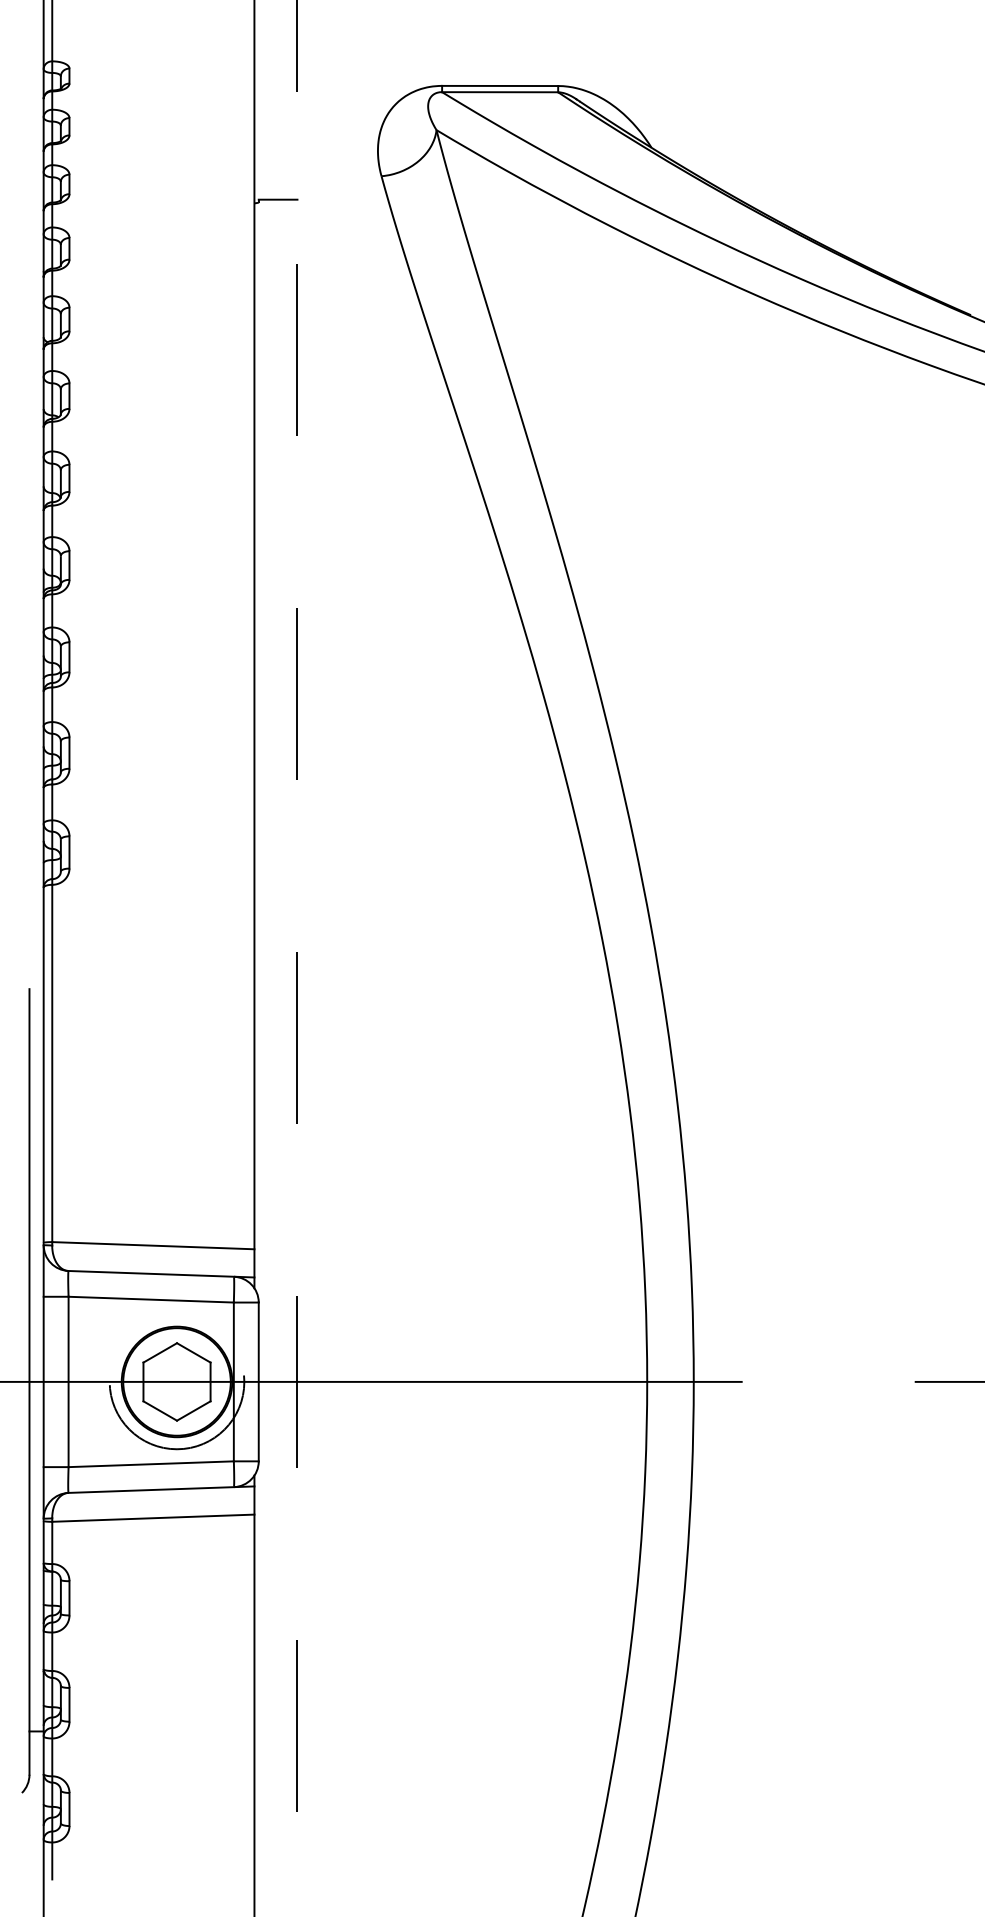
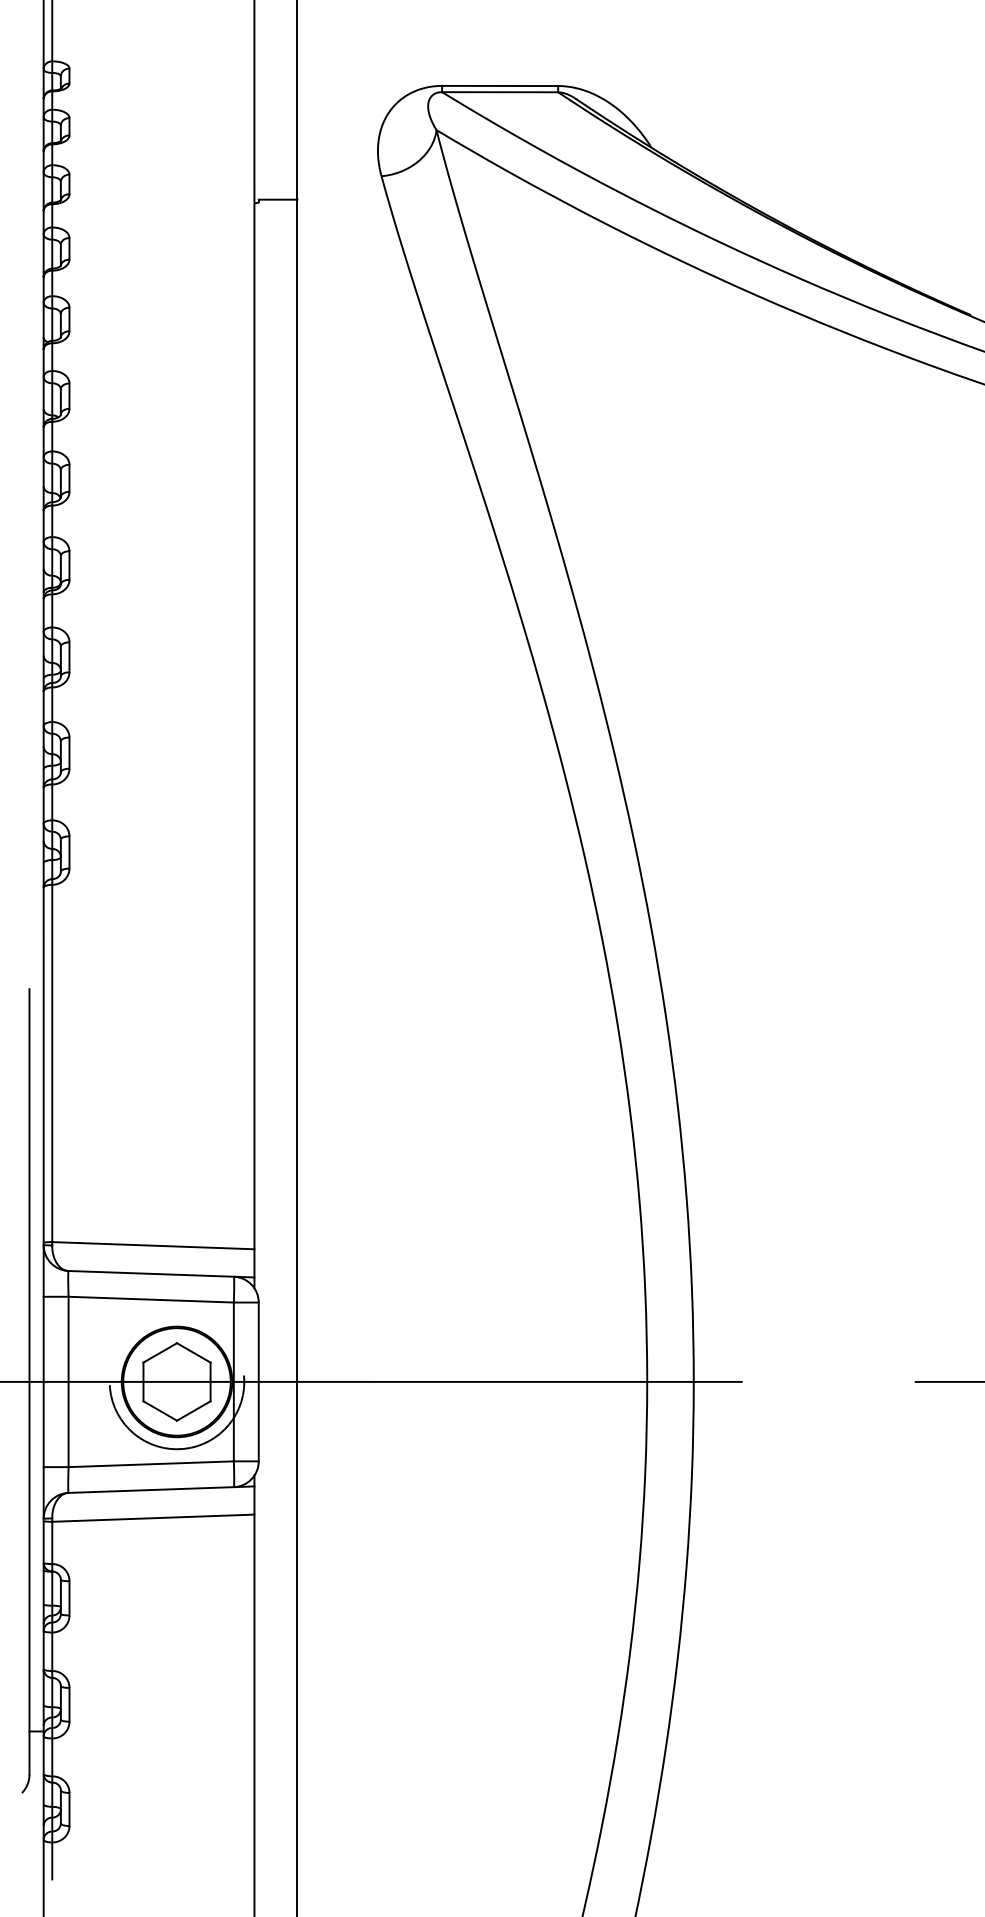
line: dashed -> solid (297, 958)
